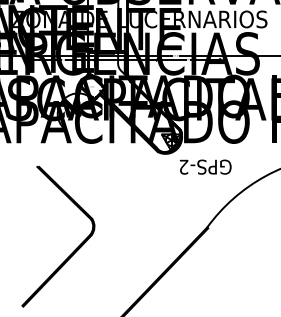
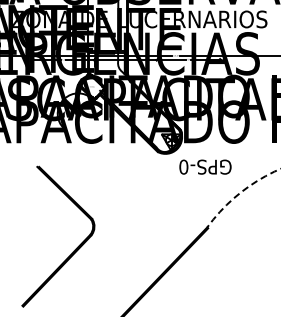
text: GPS-2 -> GPS-0 (183, 166)
arc: solid -> dashed (240, 192)
